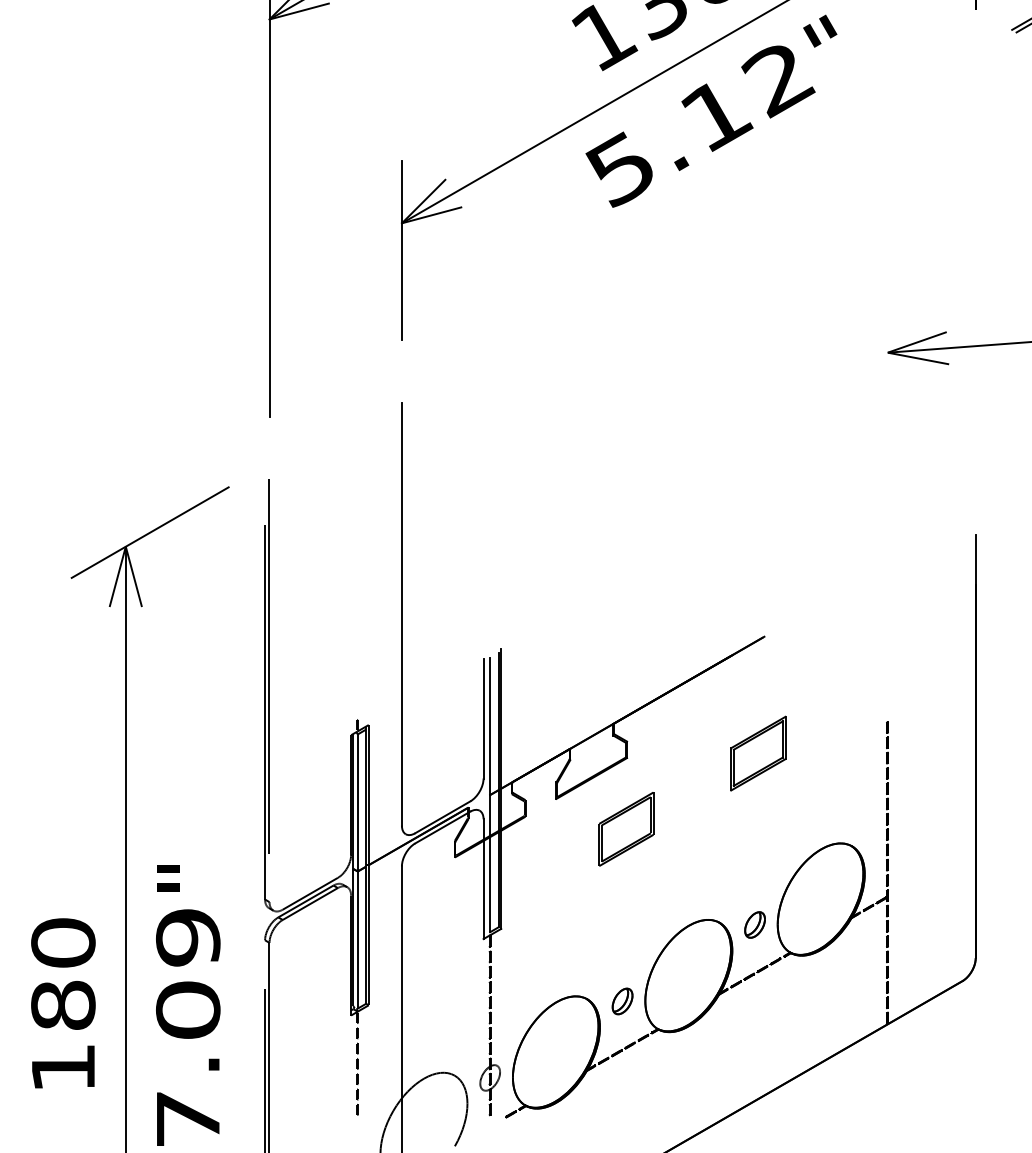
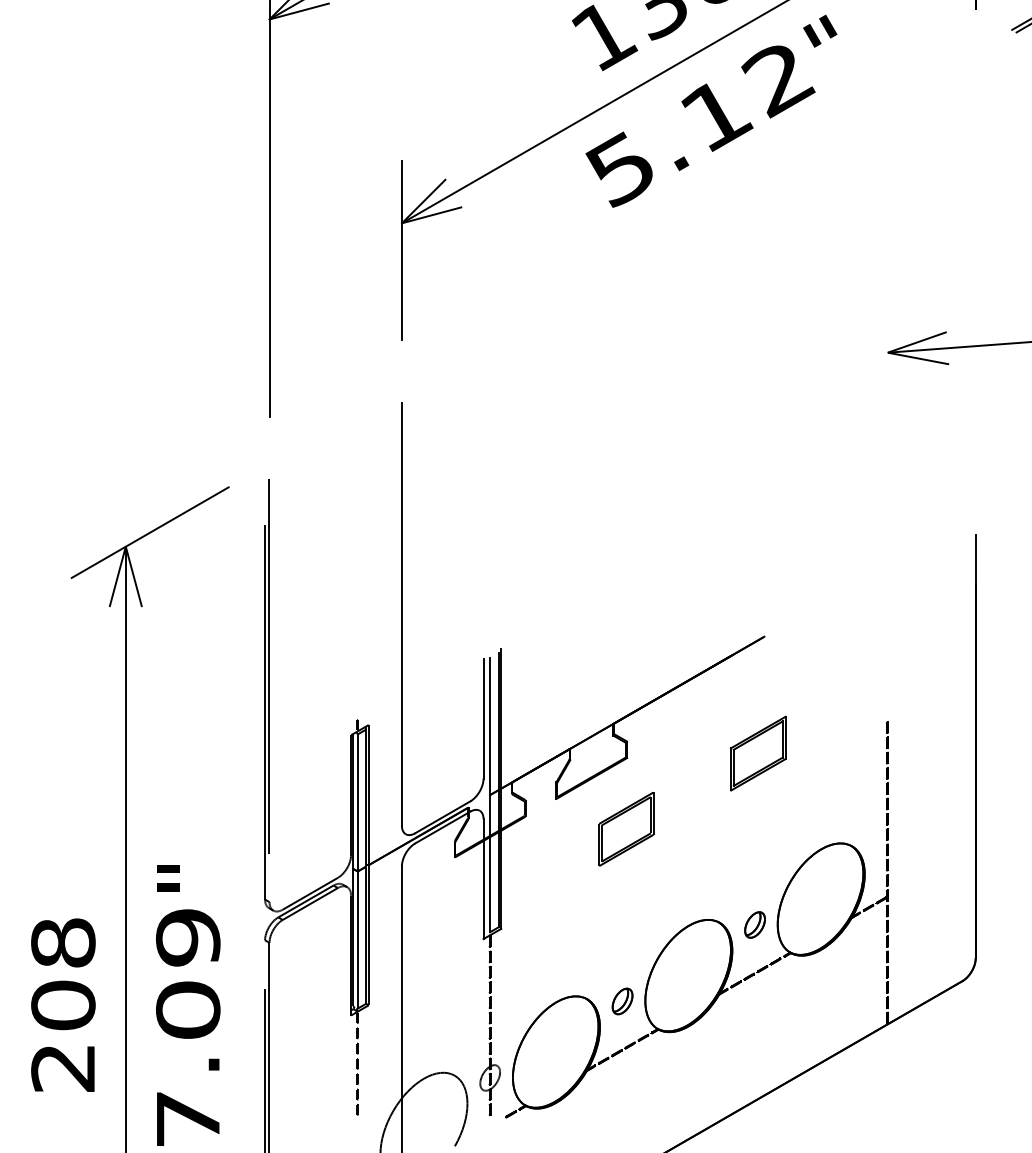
text: 180 -> 208 (63, 1004)
